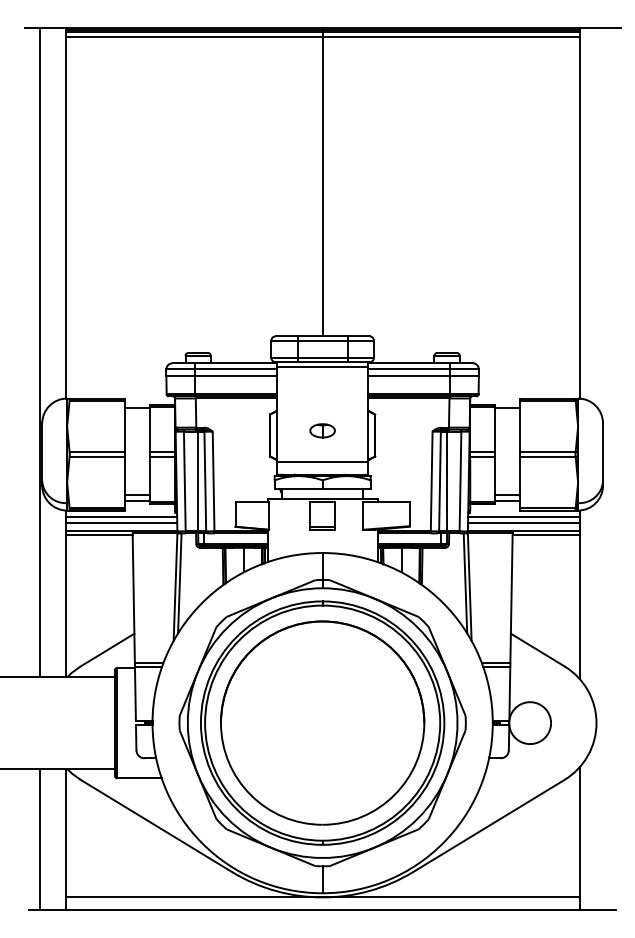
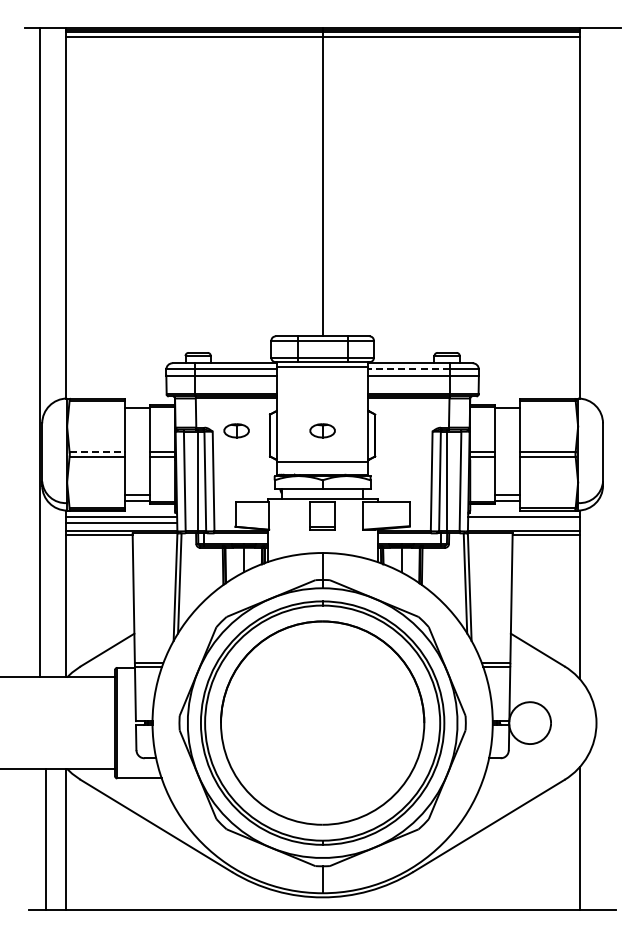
line: solid -> dashed (409, 369)
part: none -> present (236, 430)
line: solid -> dashed (97, 452)
line: present -> none (523, 522)
line position: (39, 838) -> (45, 838) (45, 838)
line: present -> none (322, 897)
